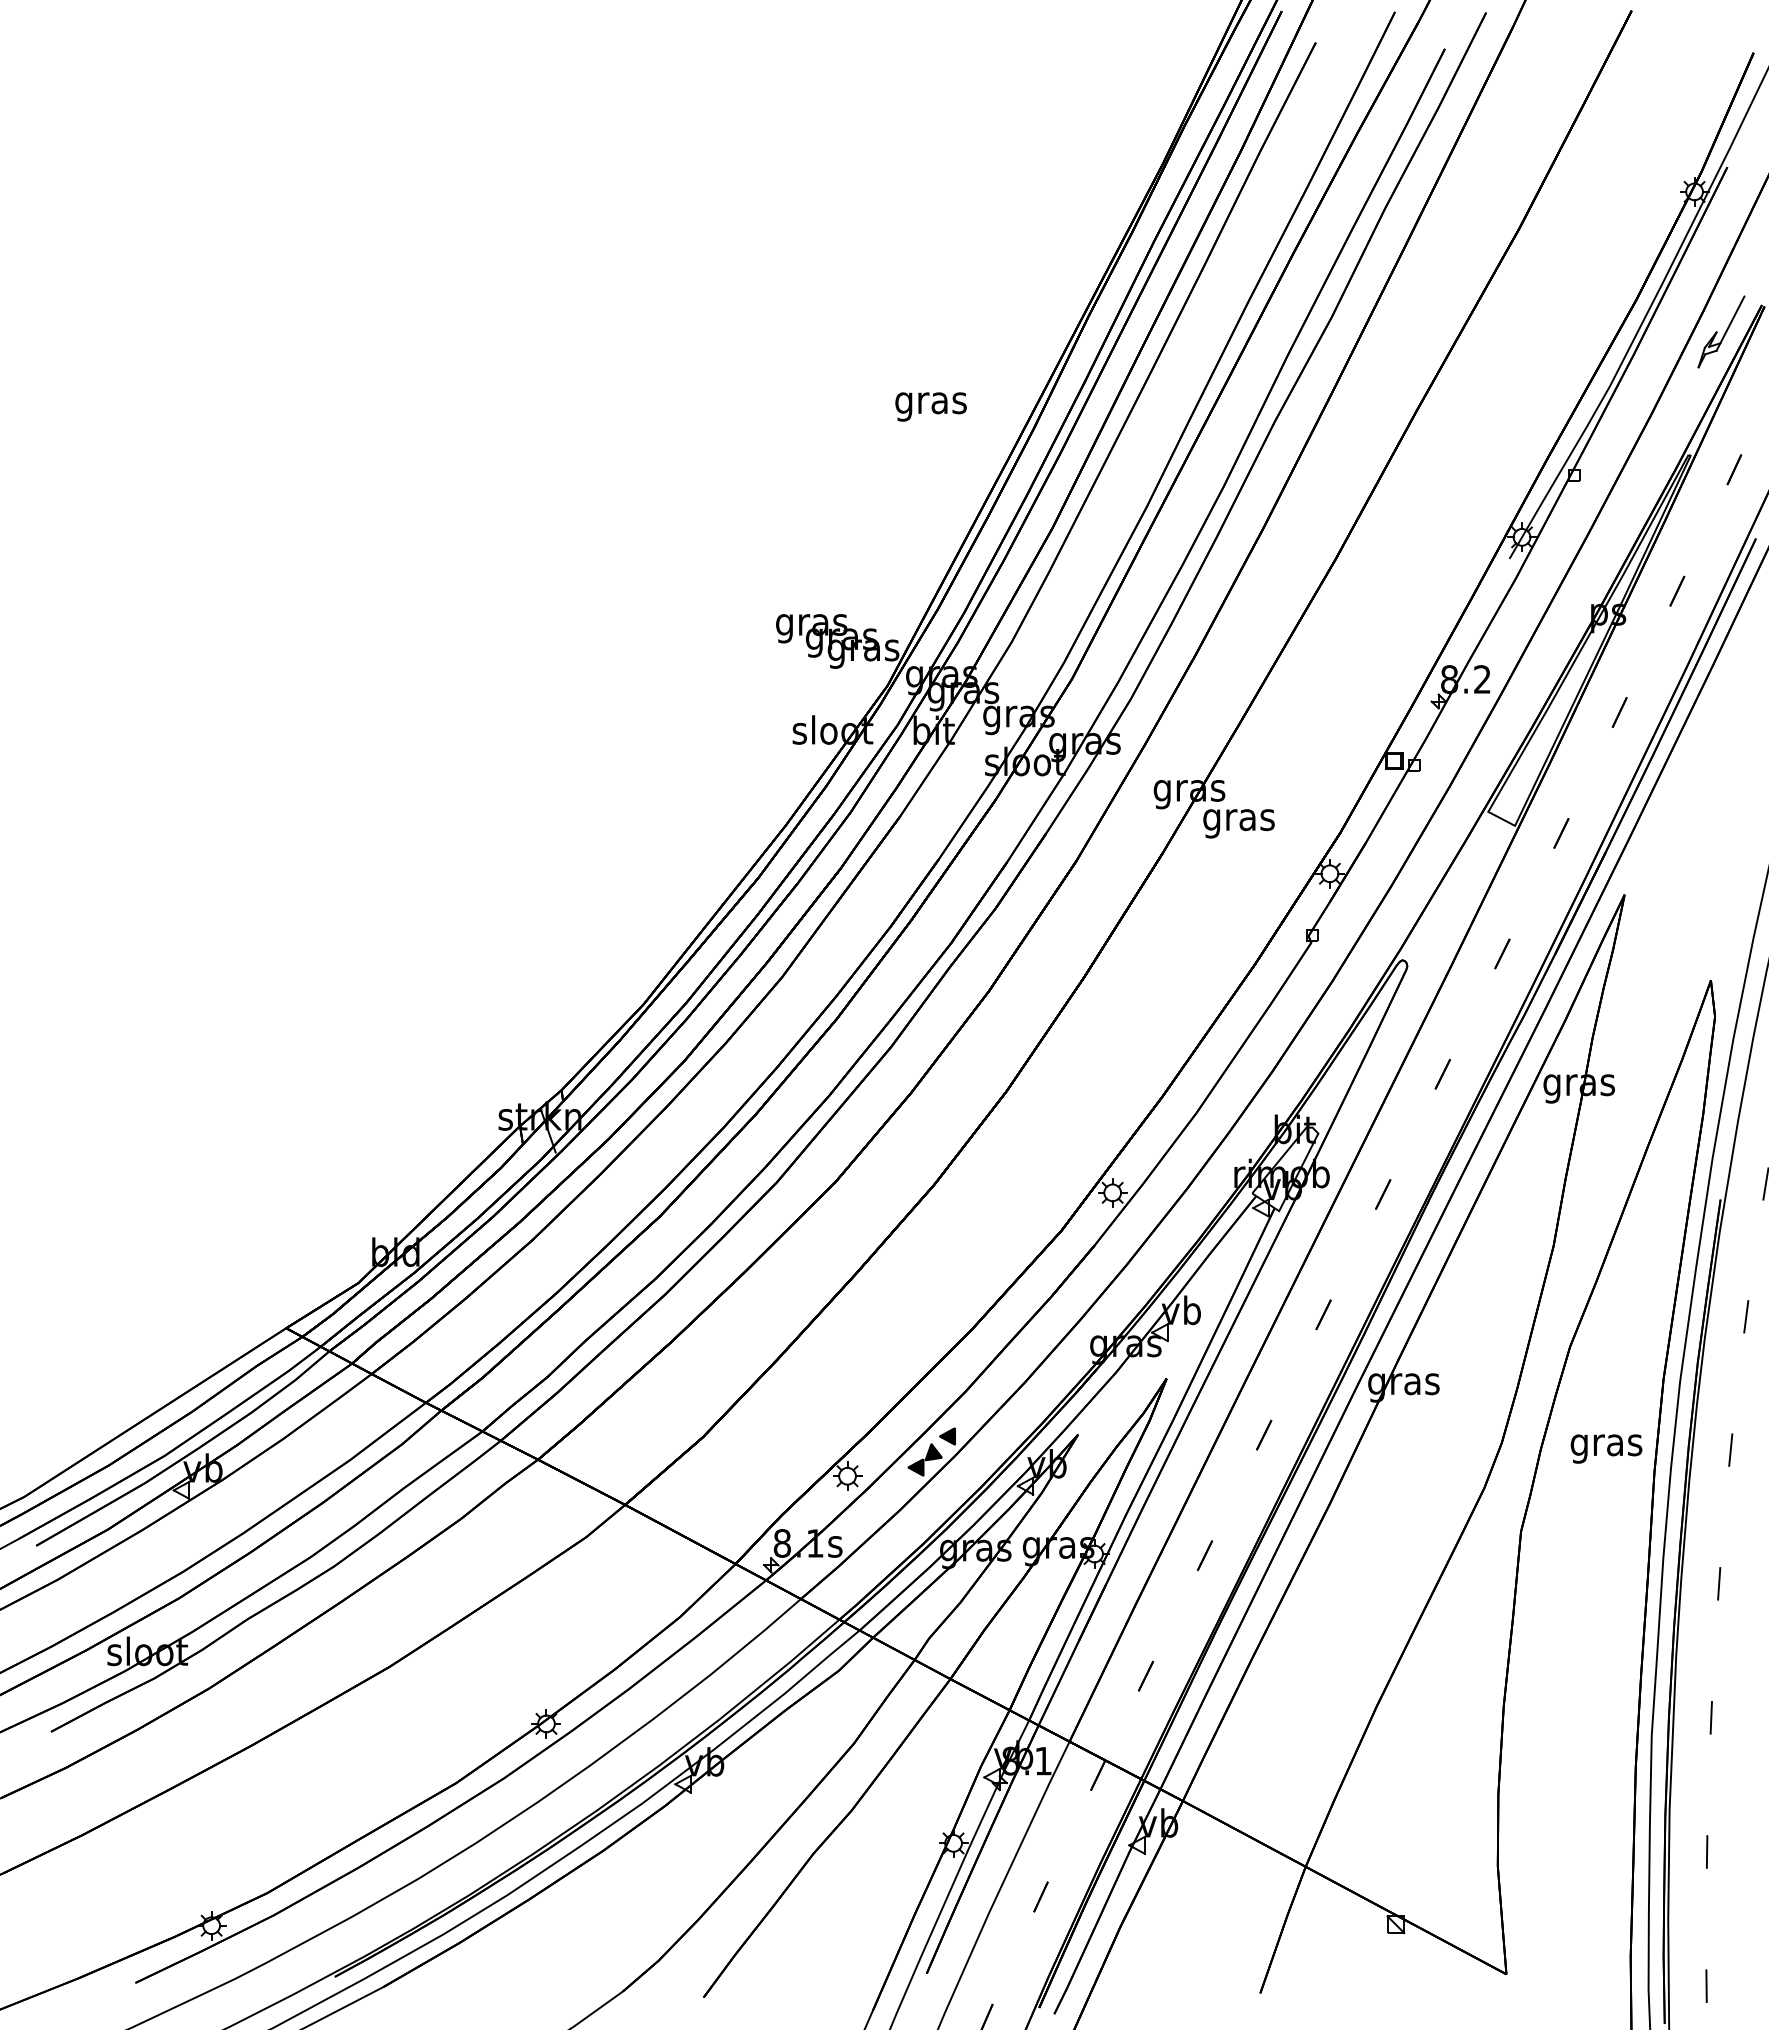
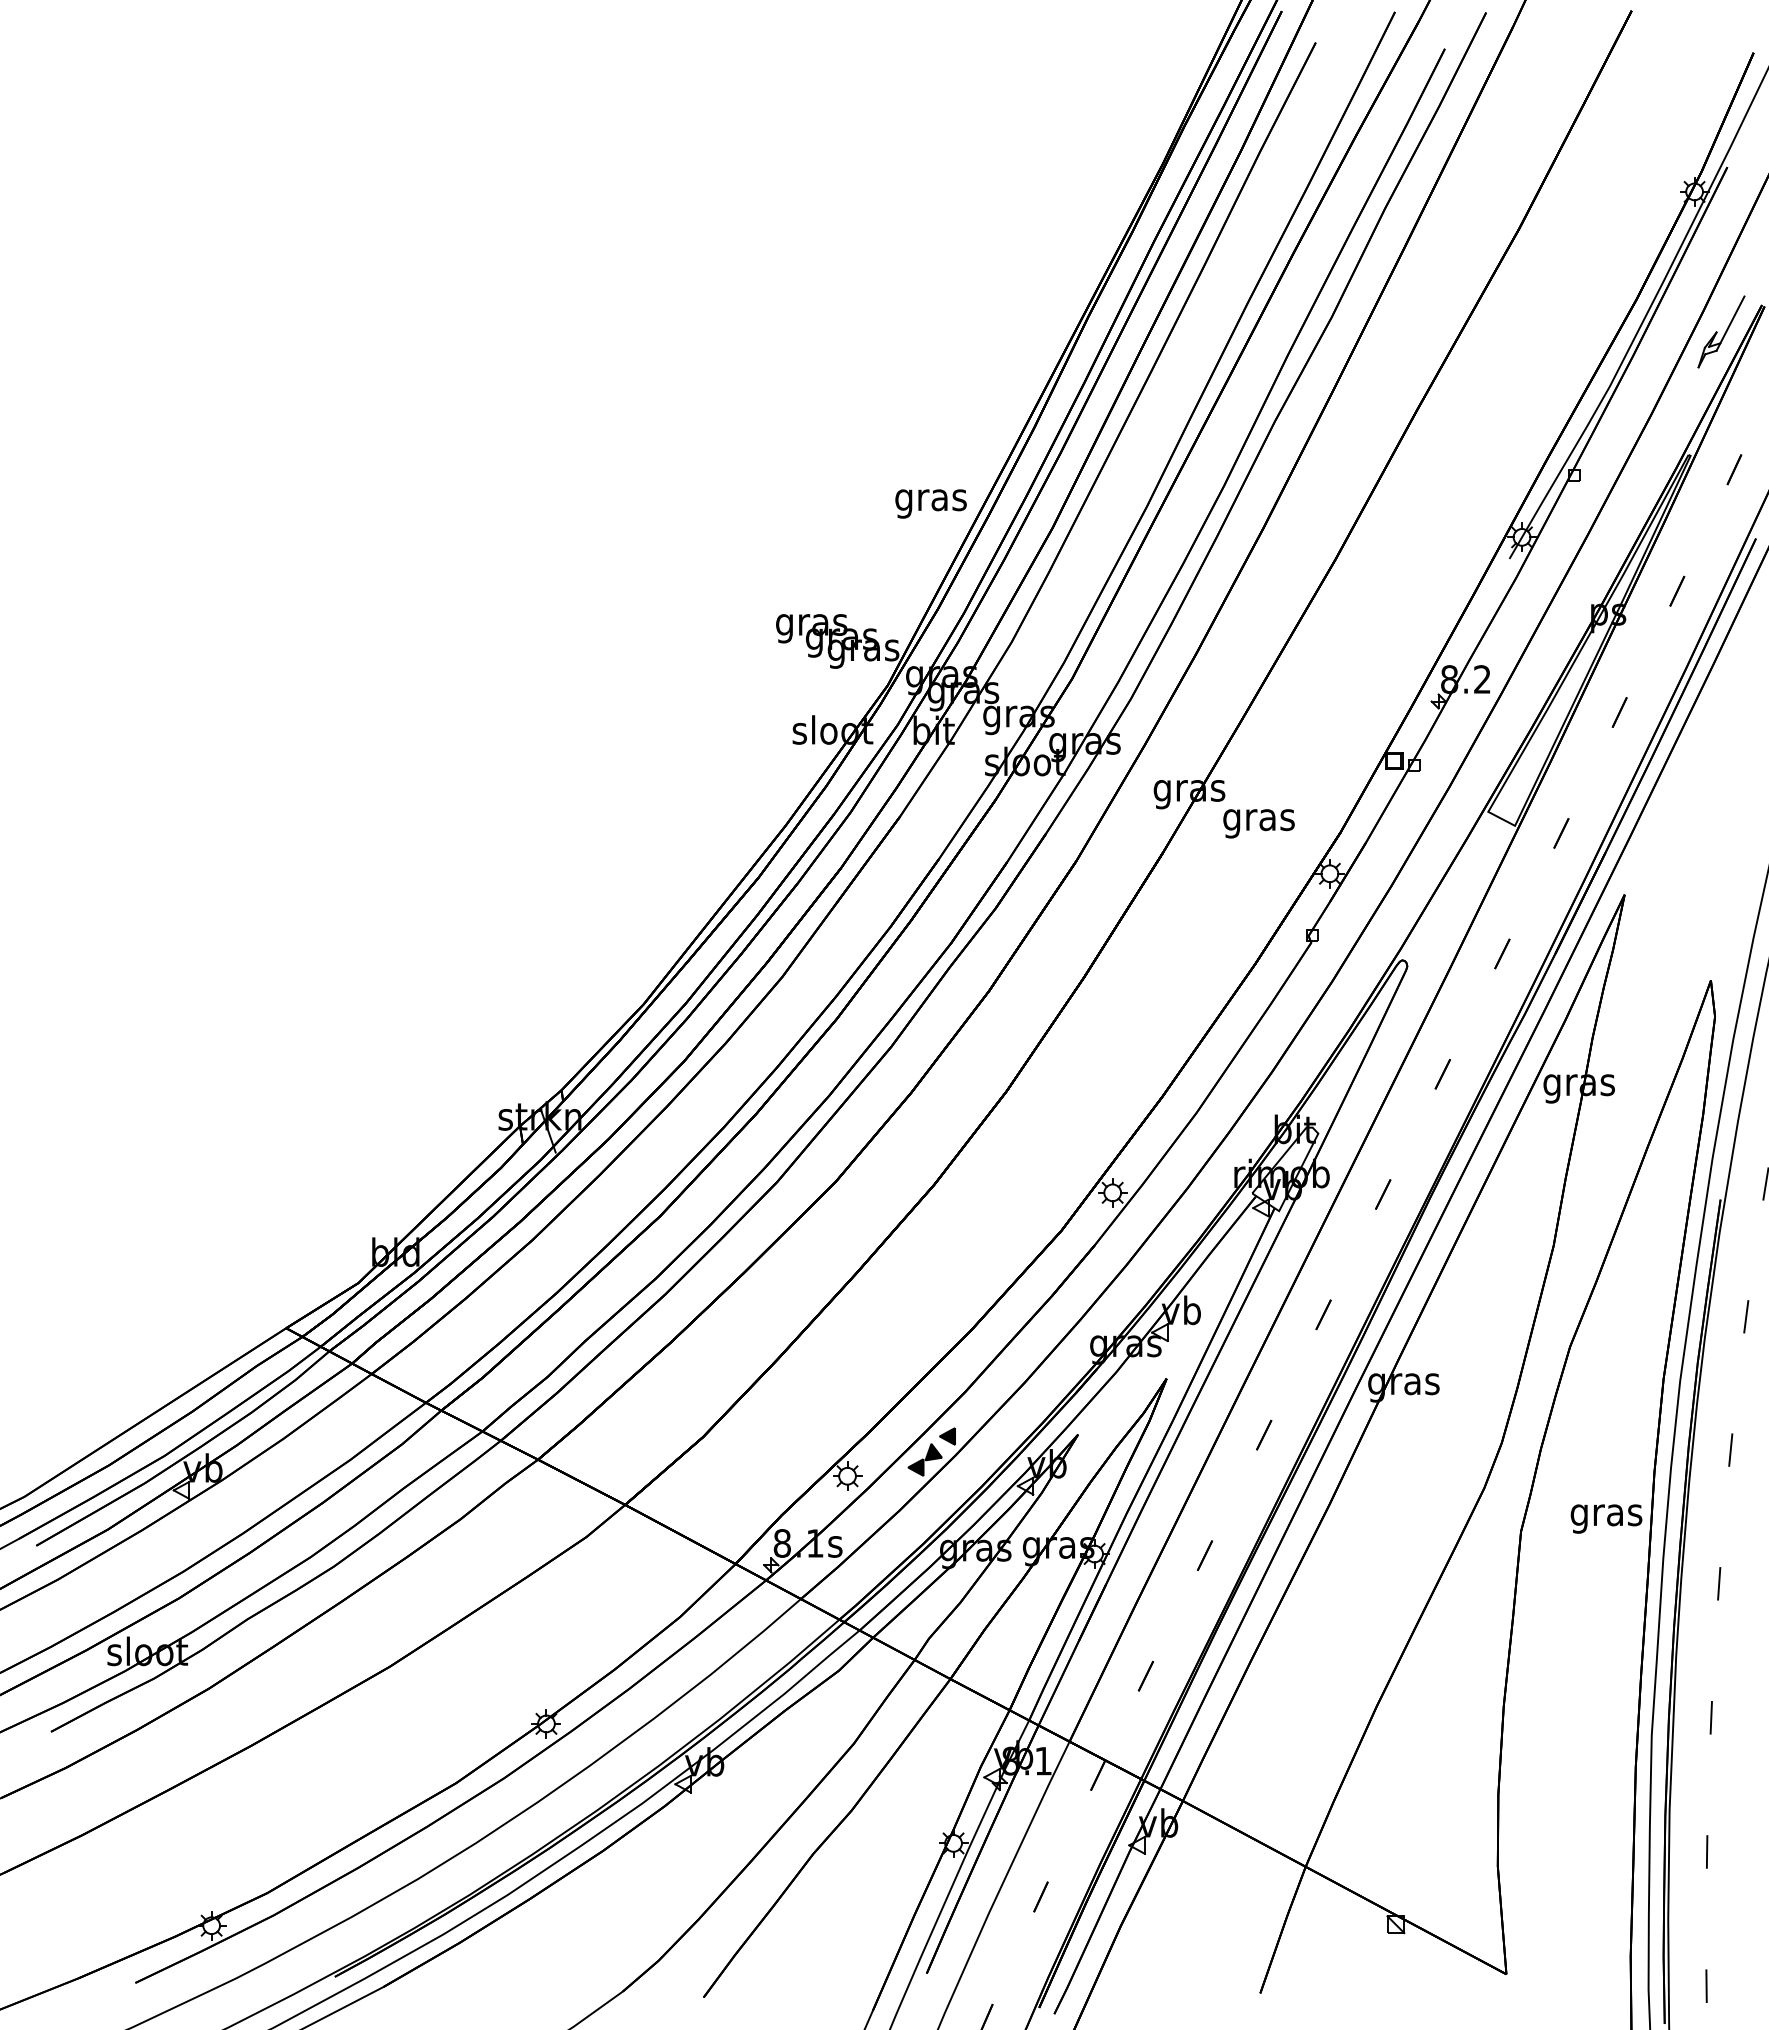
text position: (930, 406) -> (930, 503) (930, 503)
text position: (1238, 823) -> (1258, 823) (1258, 823)
text position: (1606, 1448) -> (1606, 1518) (1606, 1518)
